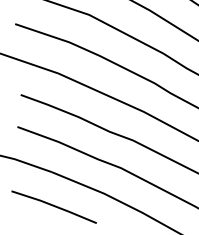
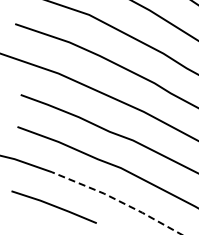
line: solid -> dashed (117, 200)
